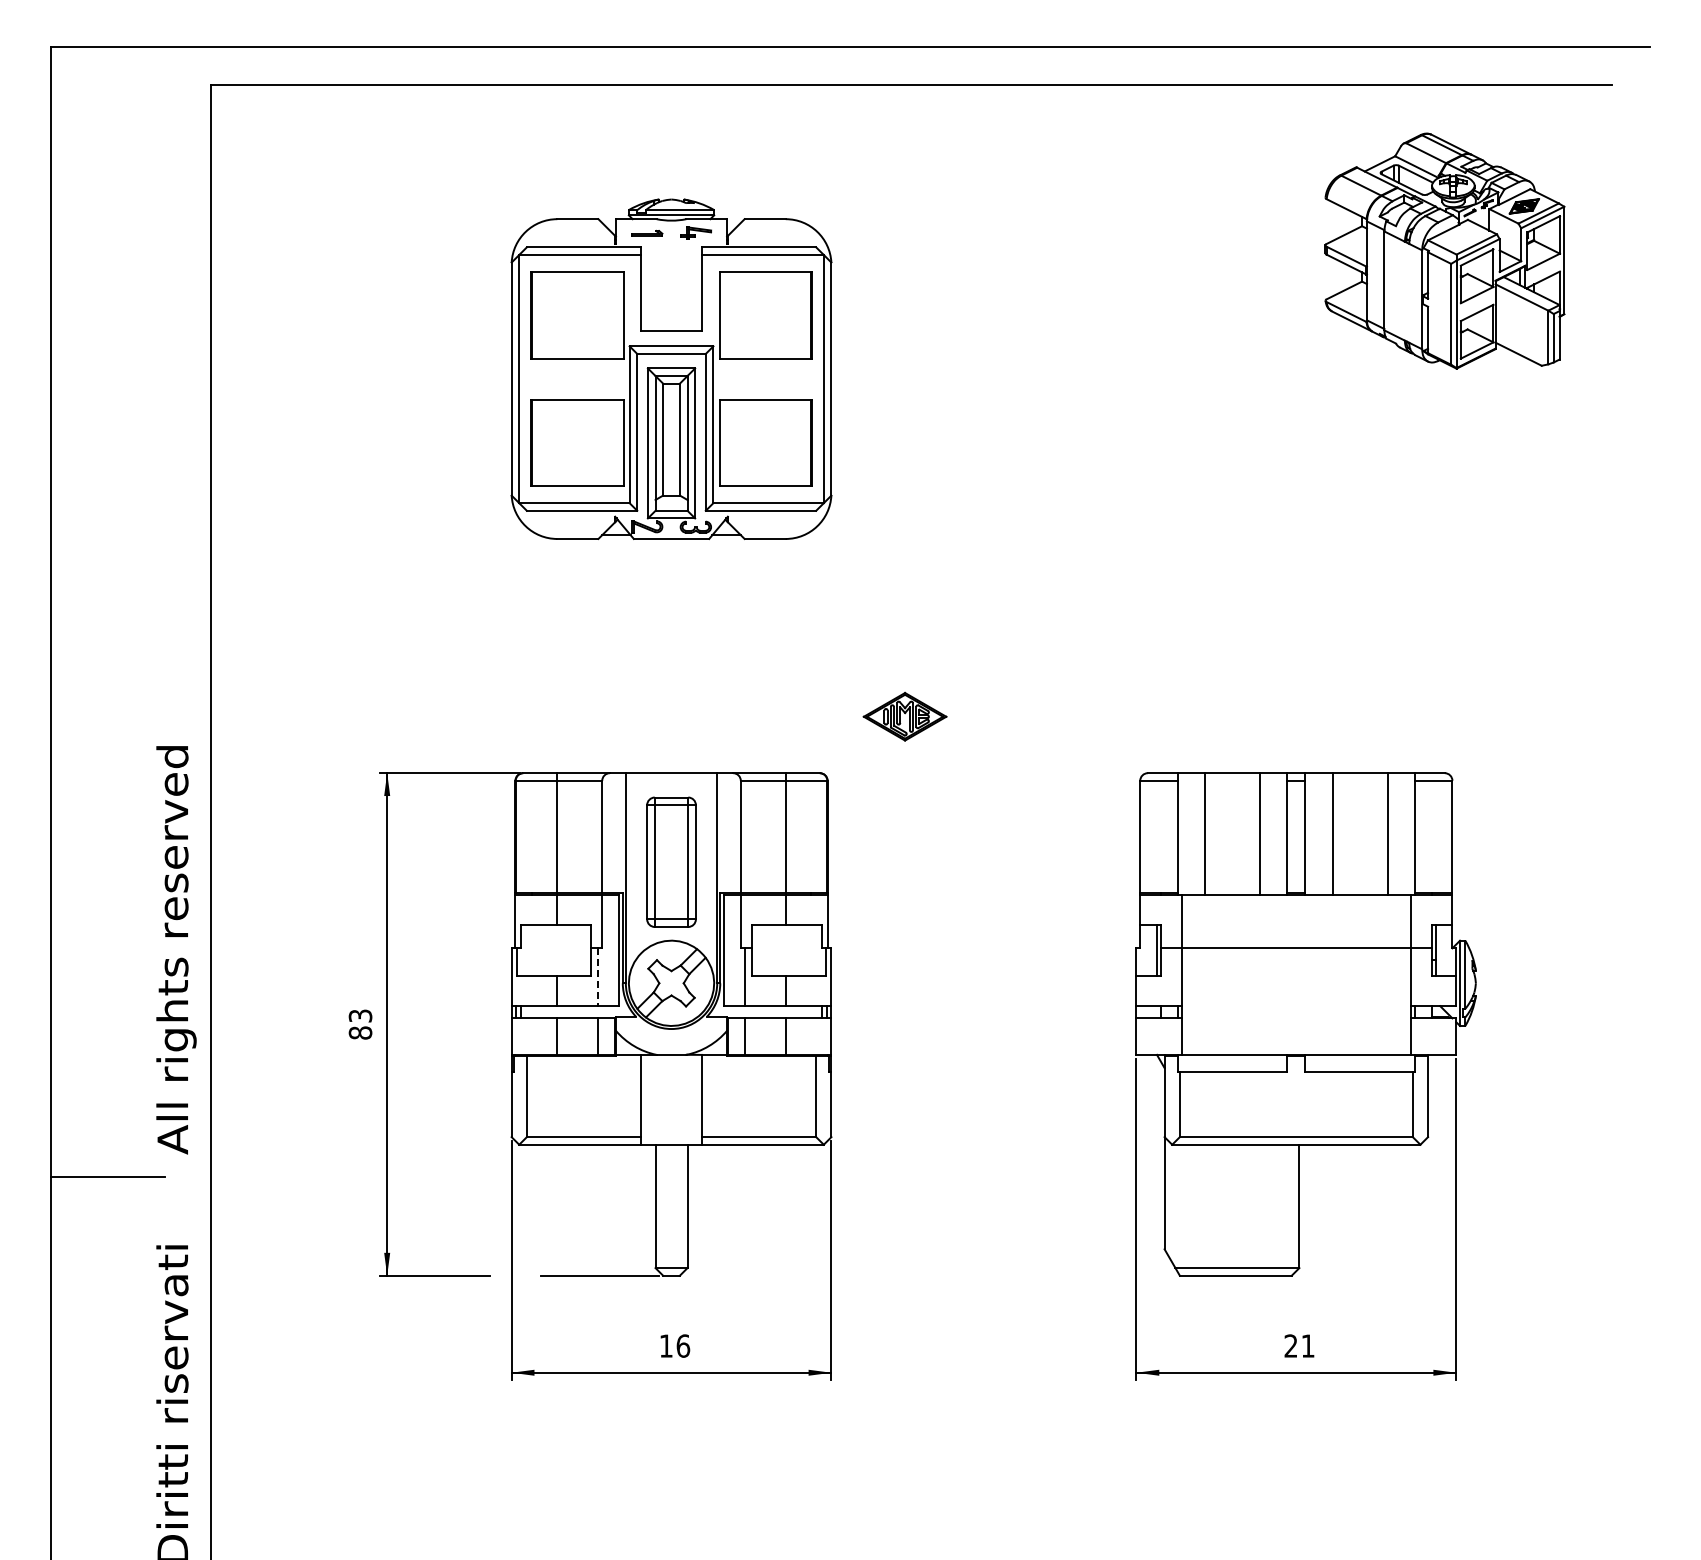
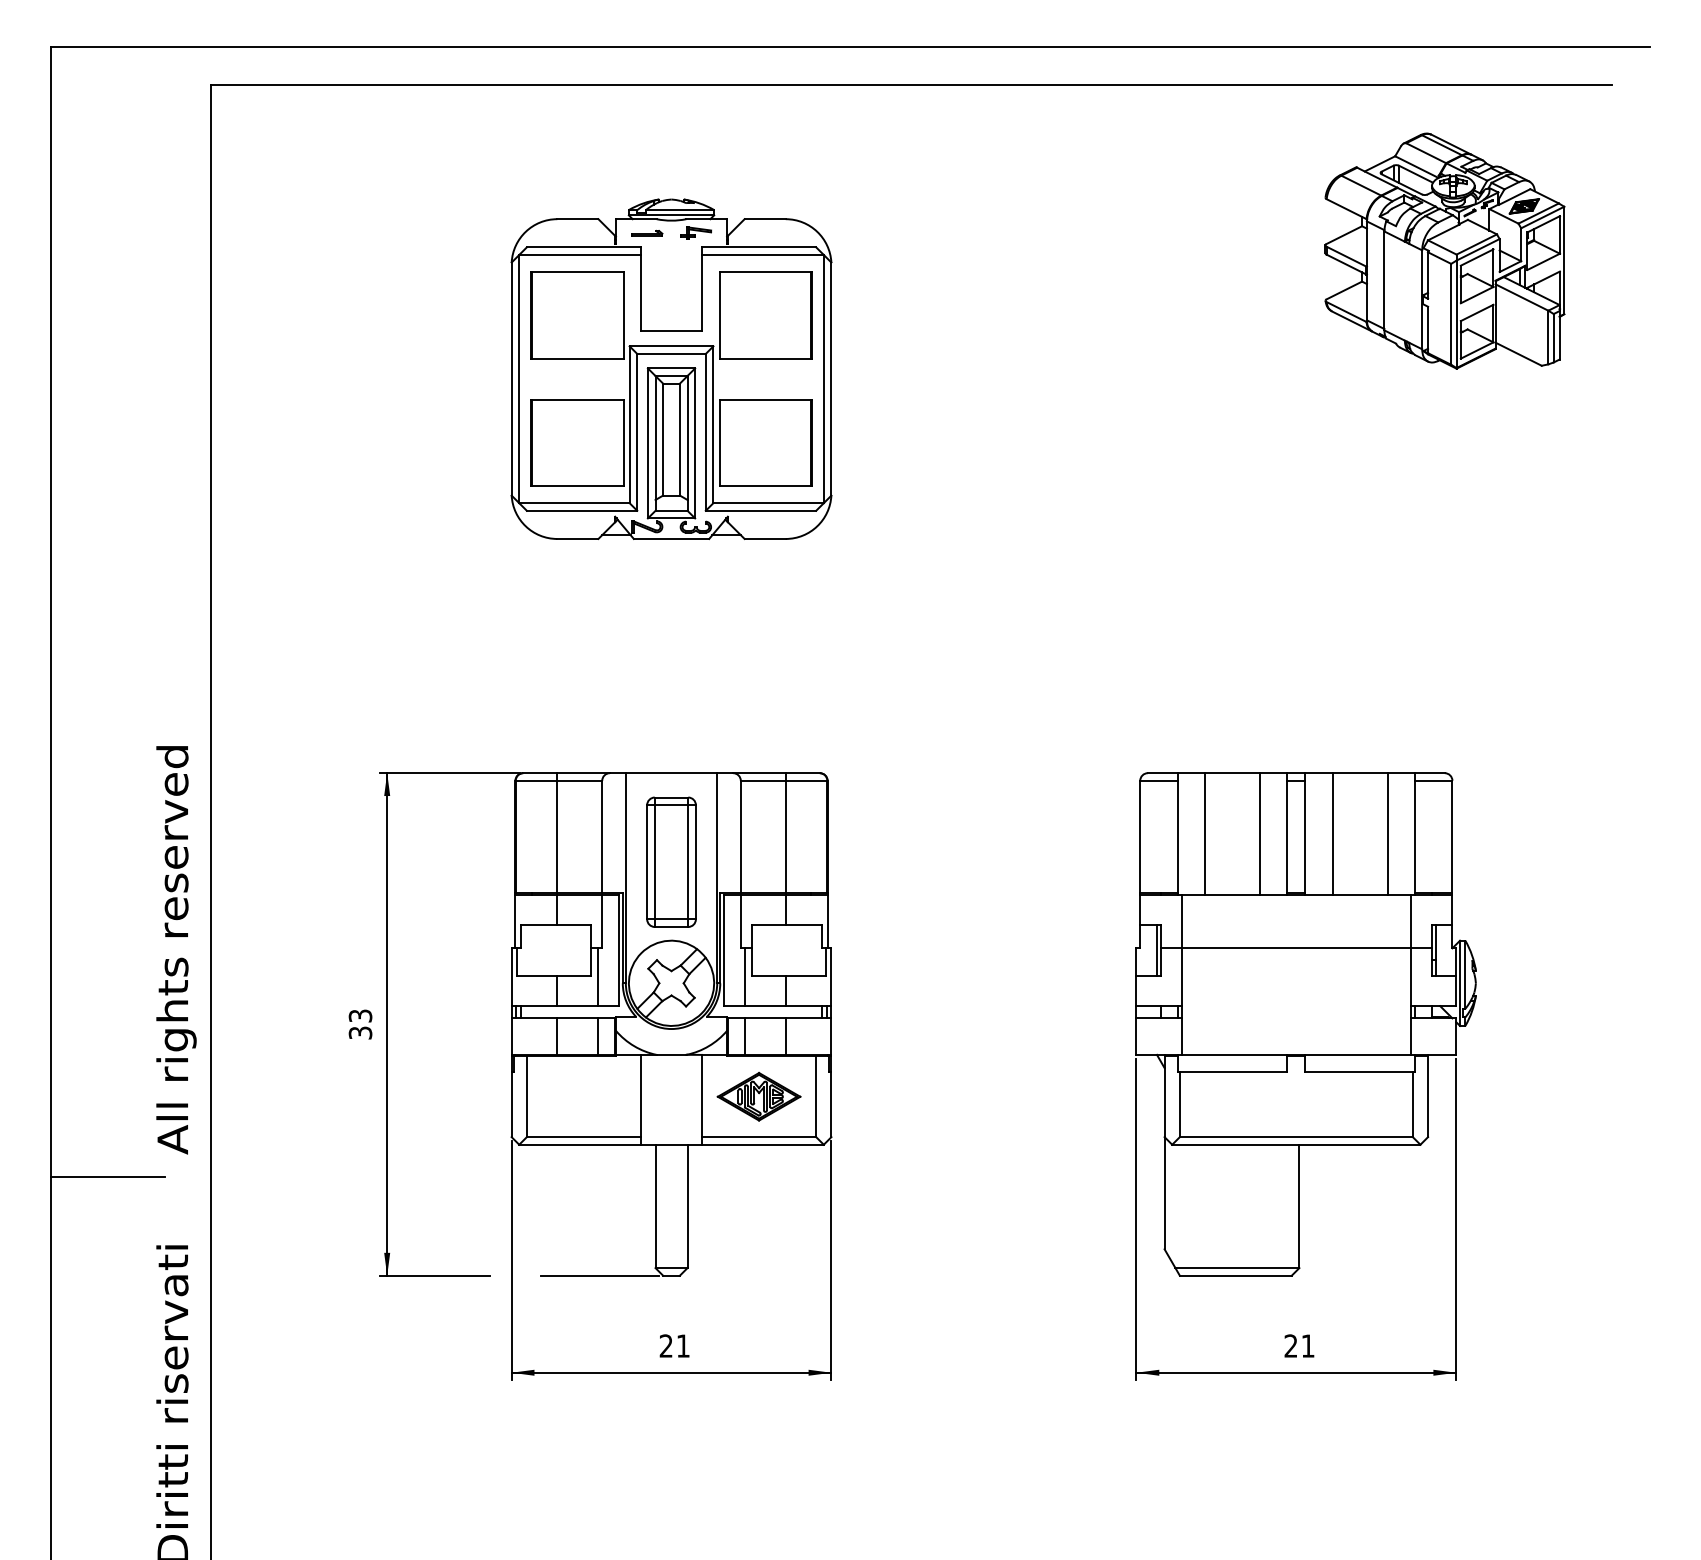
part position: (904, 716) -> (758, 1096) (758, 1096)
line: dashed -> solid (598, 977)
text: 83 -> 33 (360, 1032)
text: 16 -> 21 (674, 1345)
